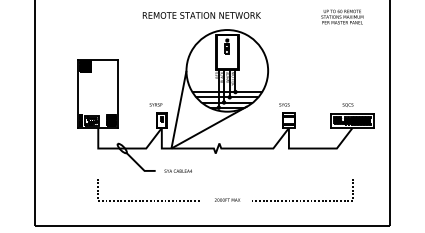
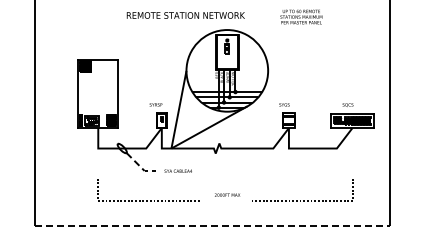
text position: (201, 15) -> (185, 15) (185, 15)
text position: (342, 16) -> (301, 16) (301, 16)
line: solid -> dashed (140, 166)
text position: (227, 199) -> (227, 194) (227, 194)
line: solid -> dashed (212, 226)
